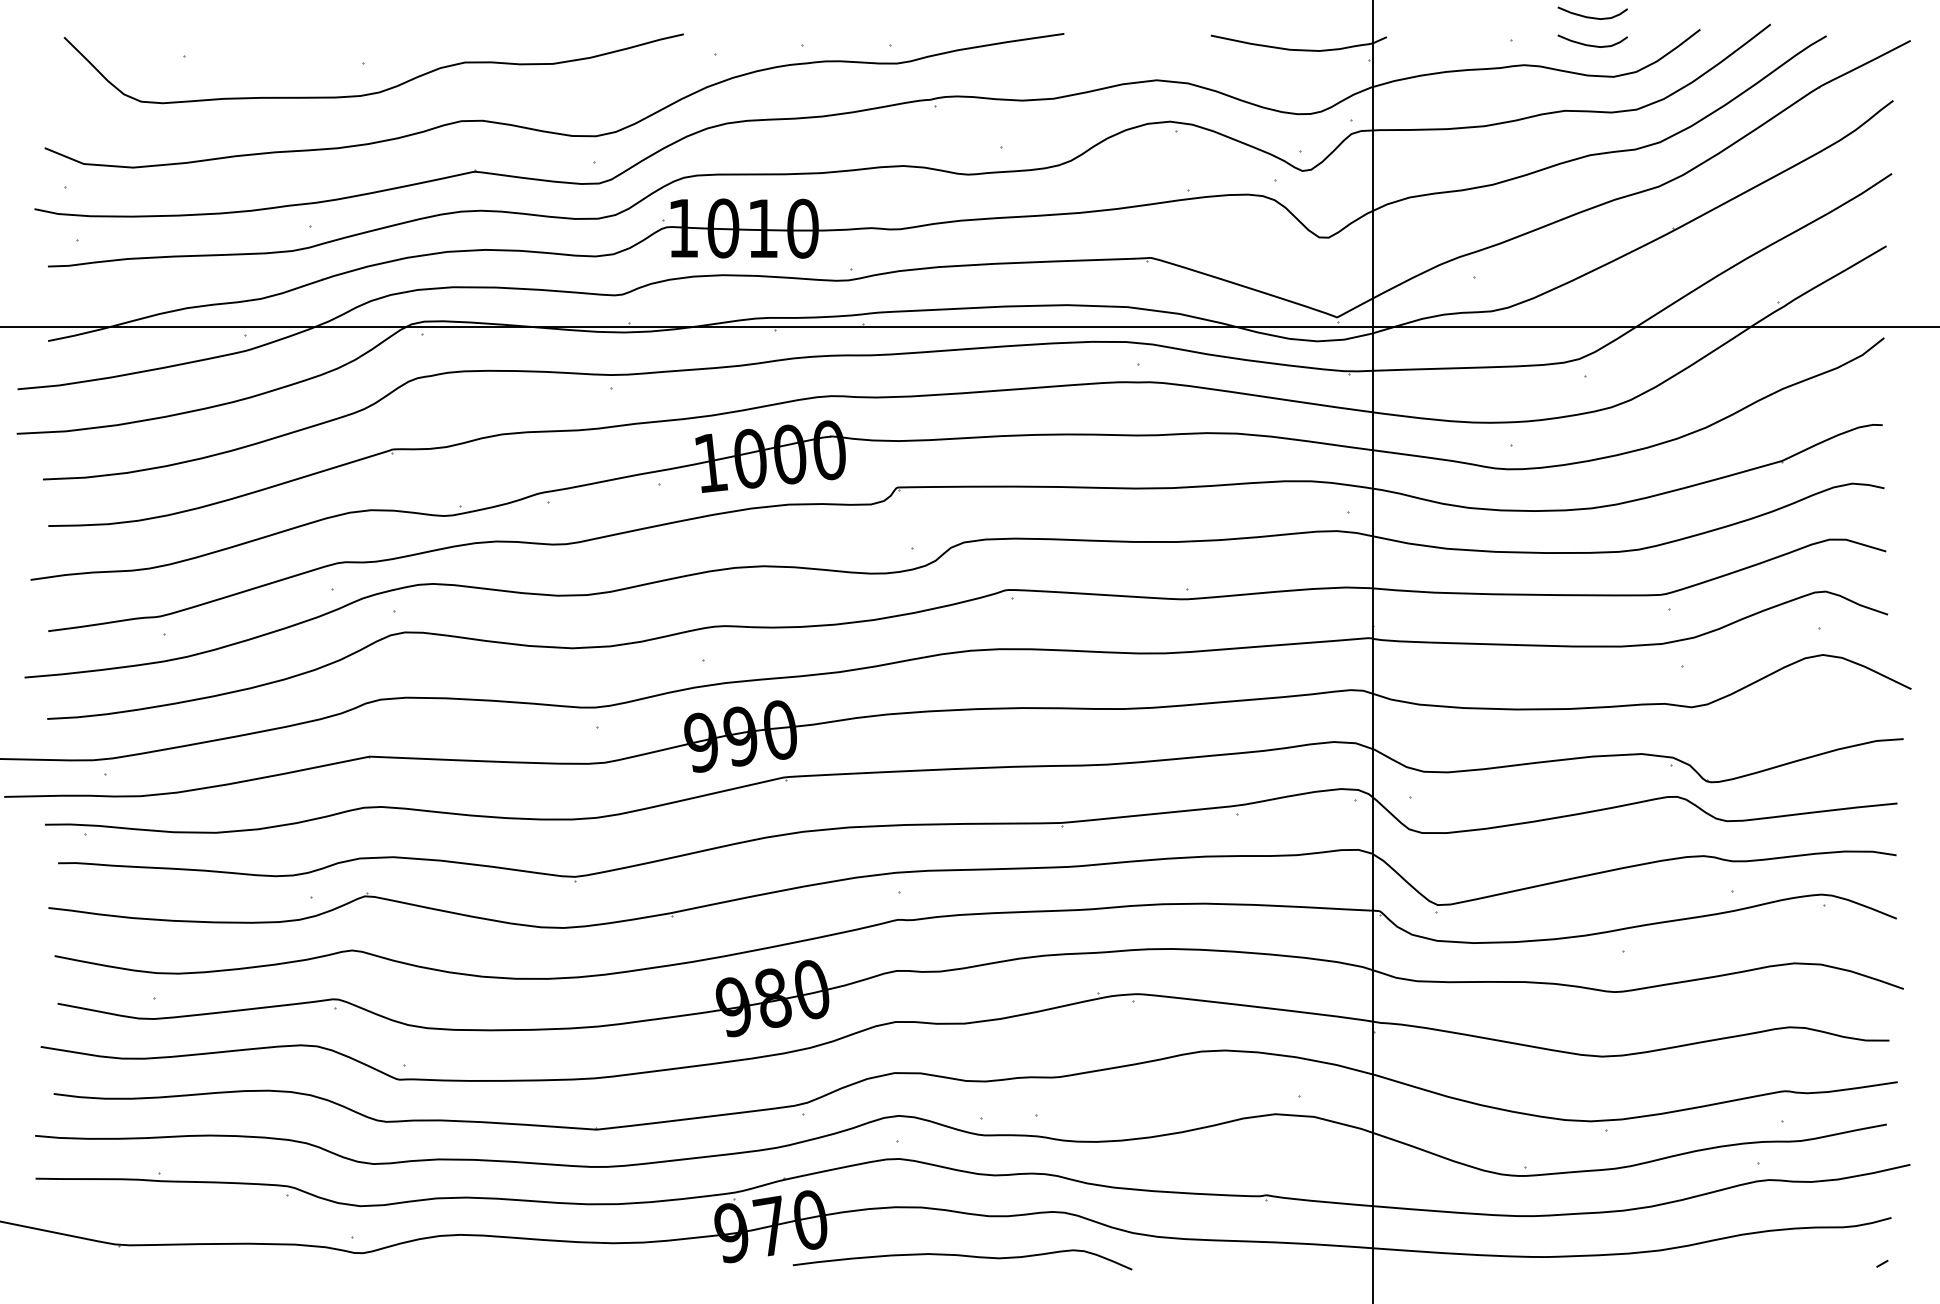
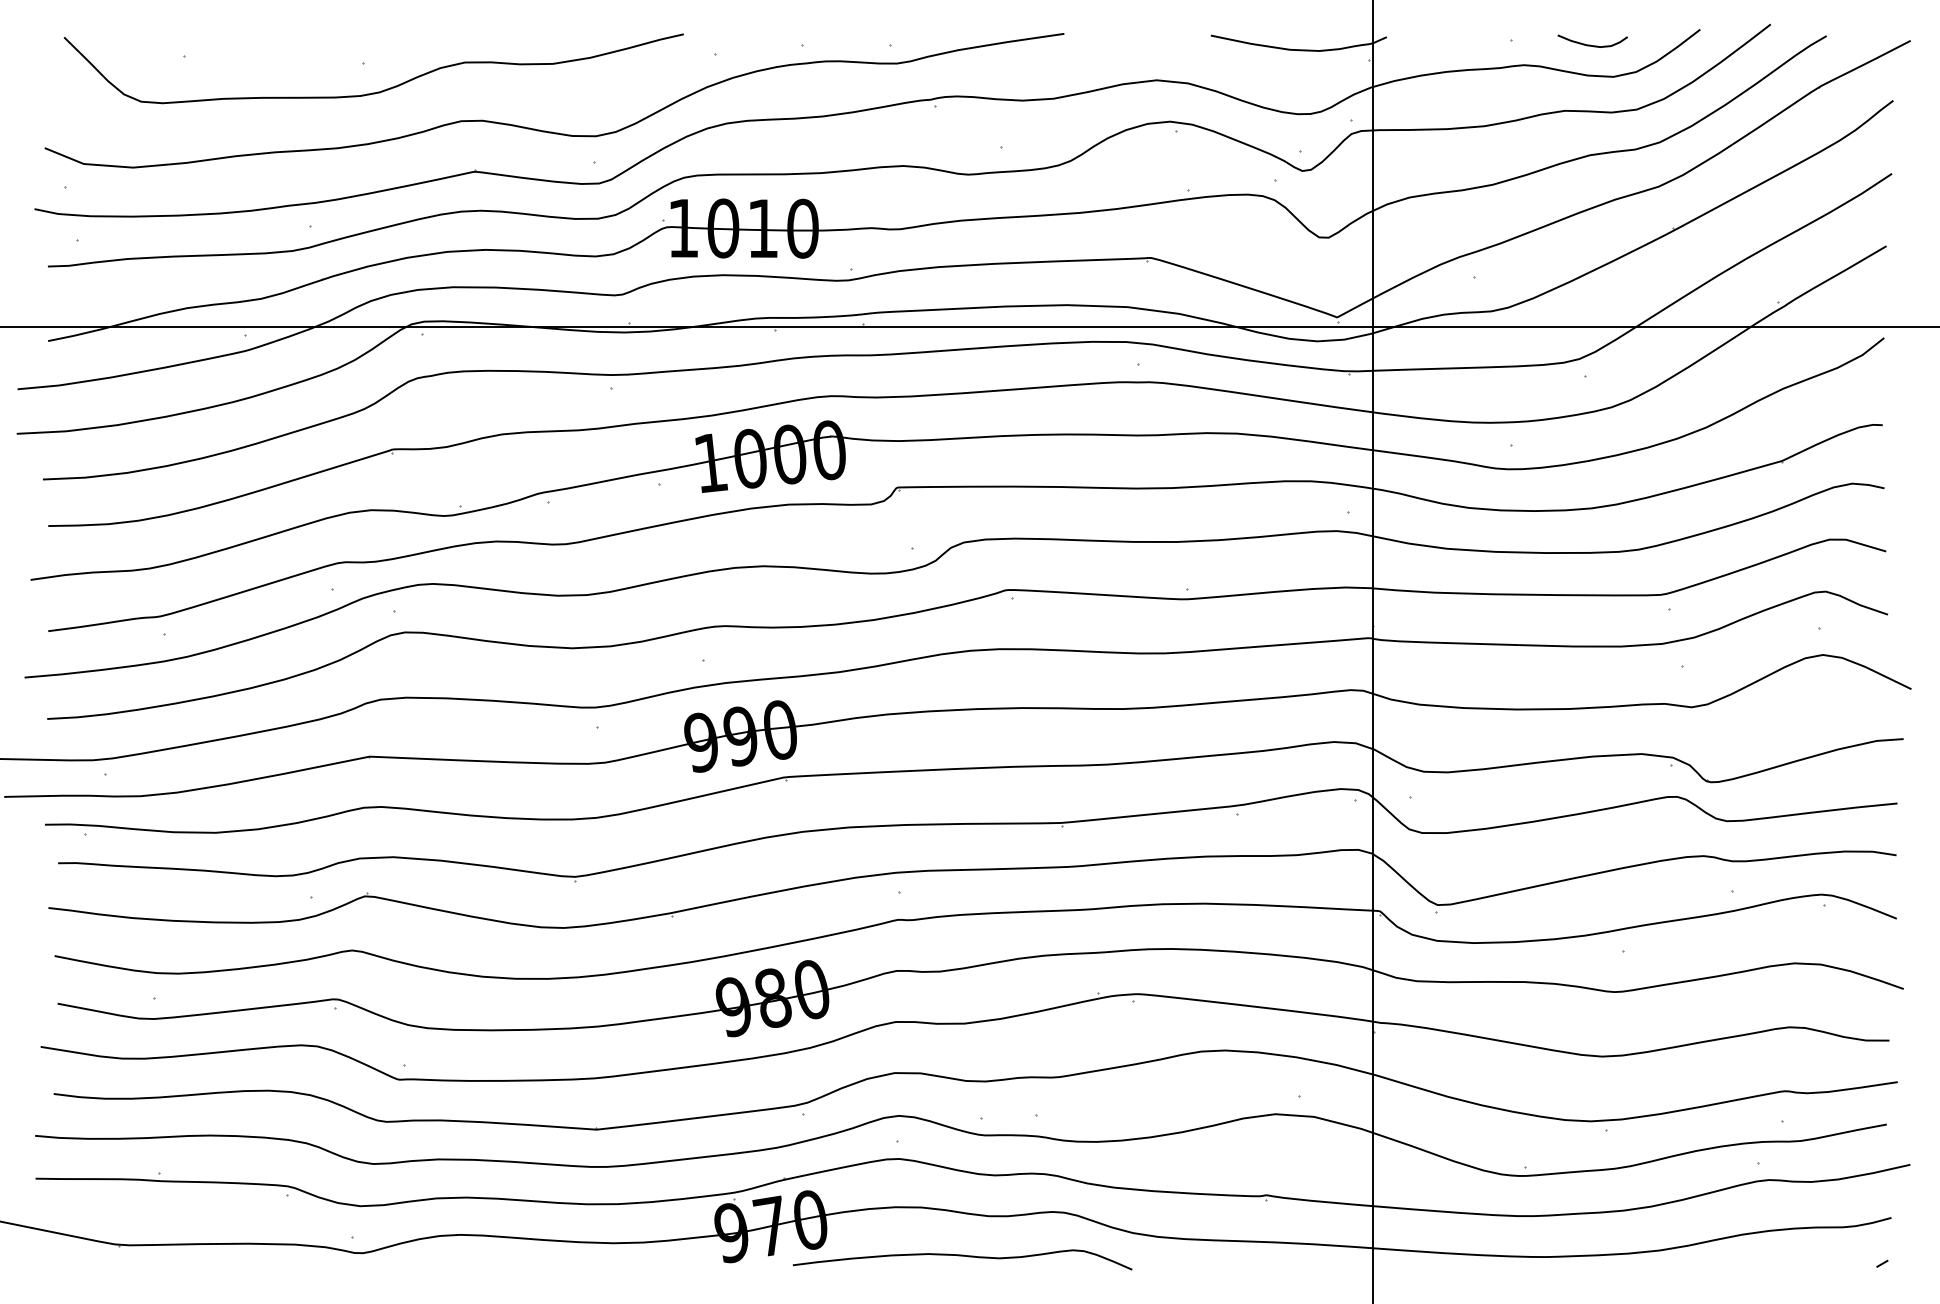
curve: present -> none (1590, 16)
